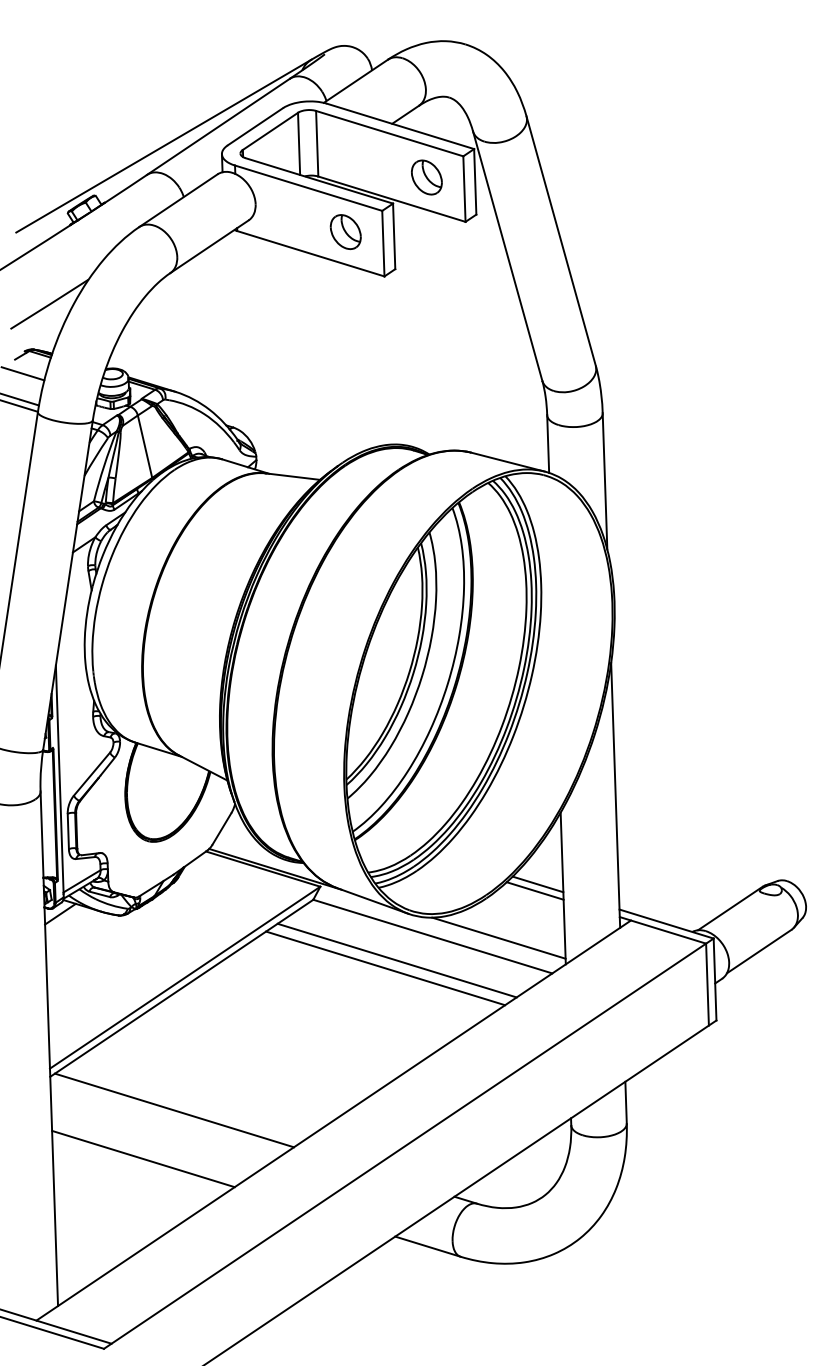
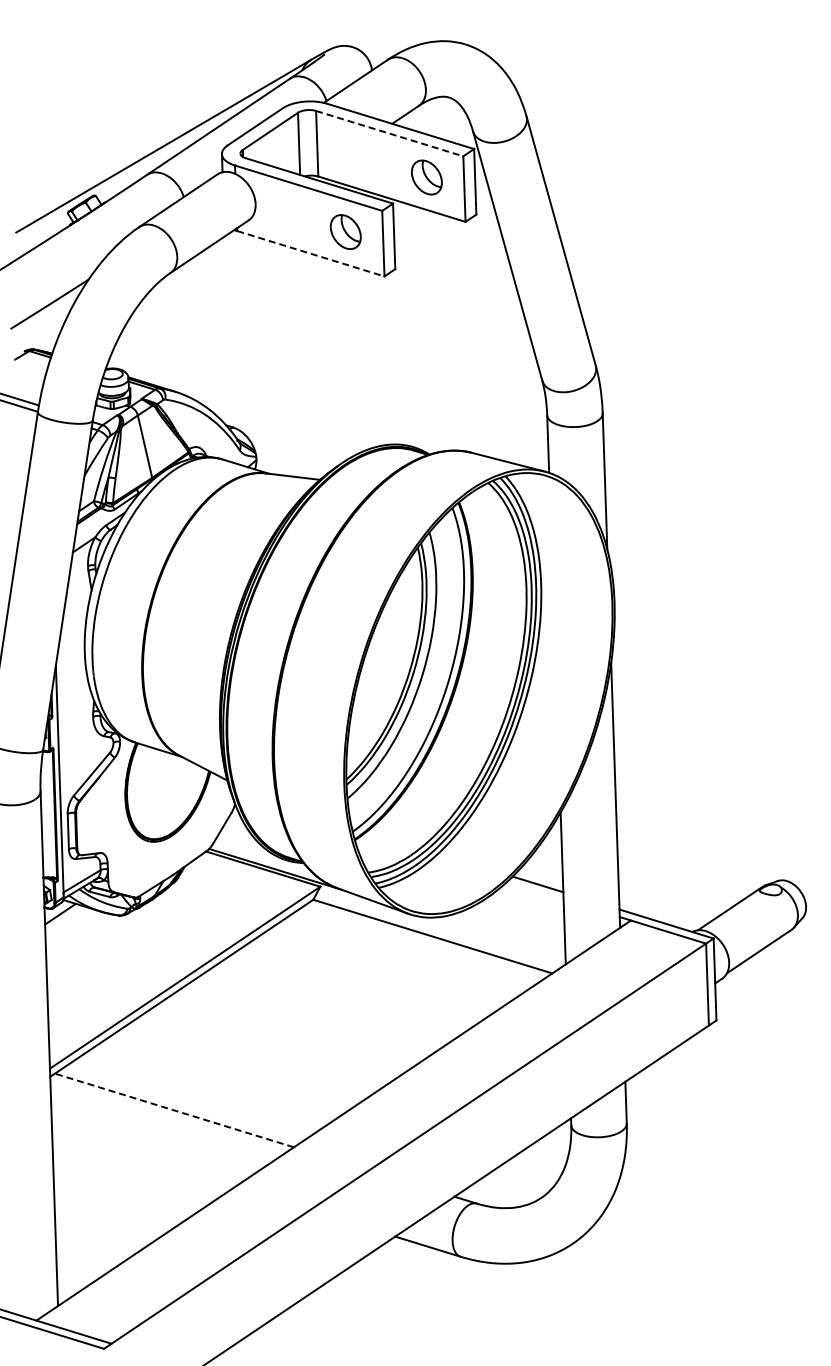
line: solid -> dashed (390, 133)
line: solid -> dashed (311, 253)
line: present -> none (23, 373)
line: present -> none (534, 890)
line: present -> none (498, 937)
line: present -> none (396, 960)
line: present -> none (385, 968)
line: solid -> dashed (174, 1110)
line: present -> none (143, 1158)
